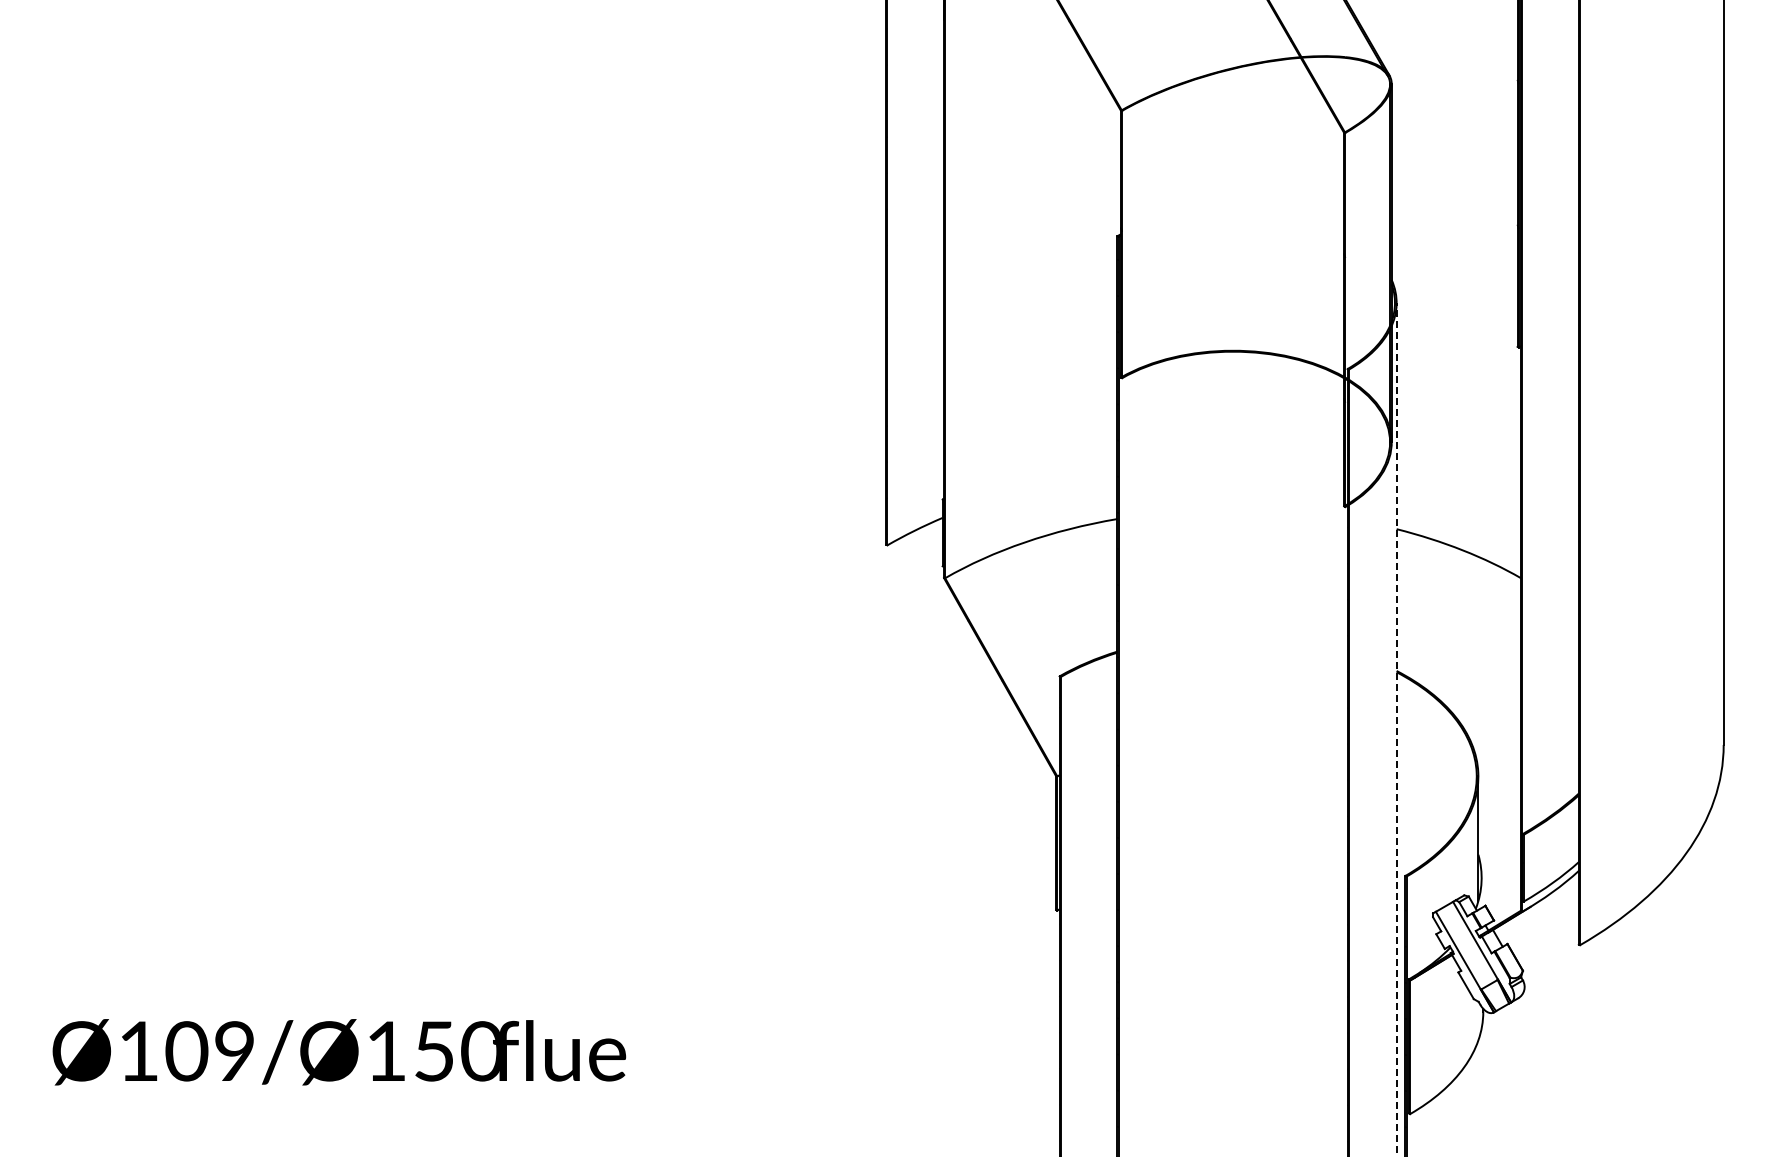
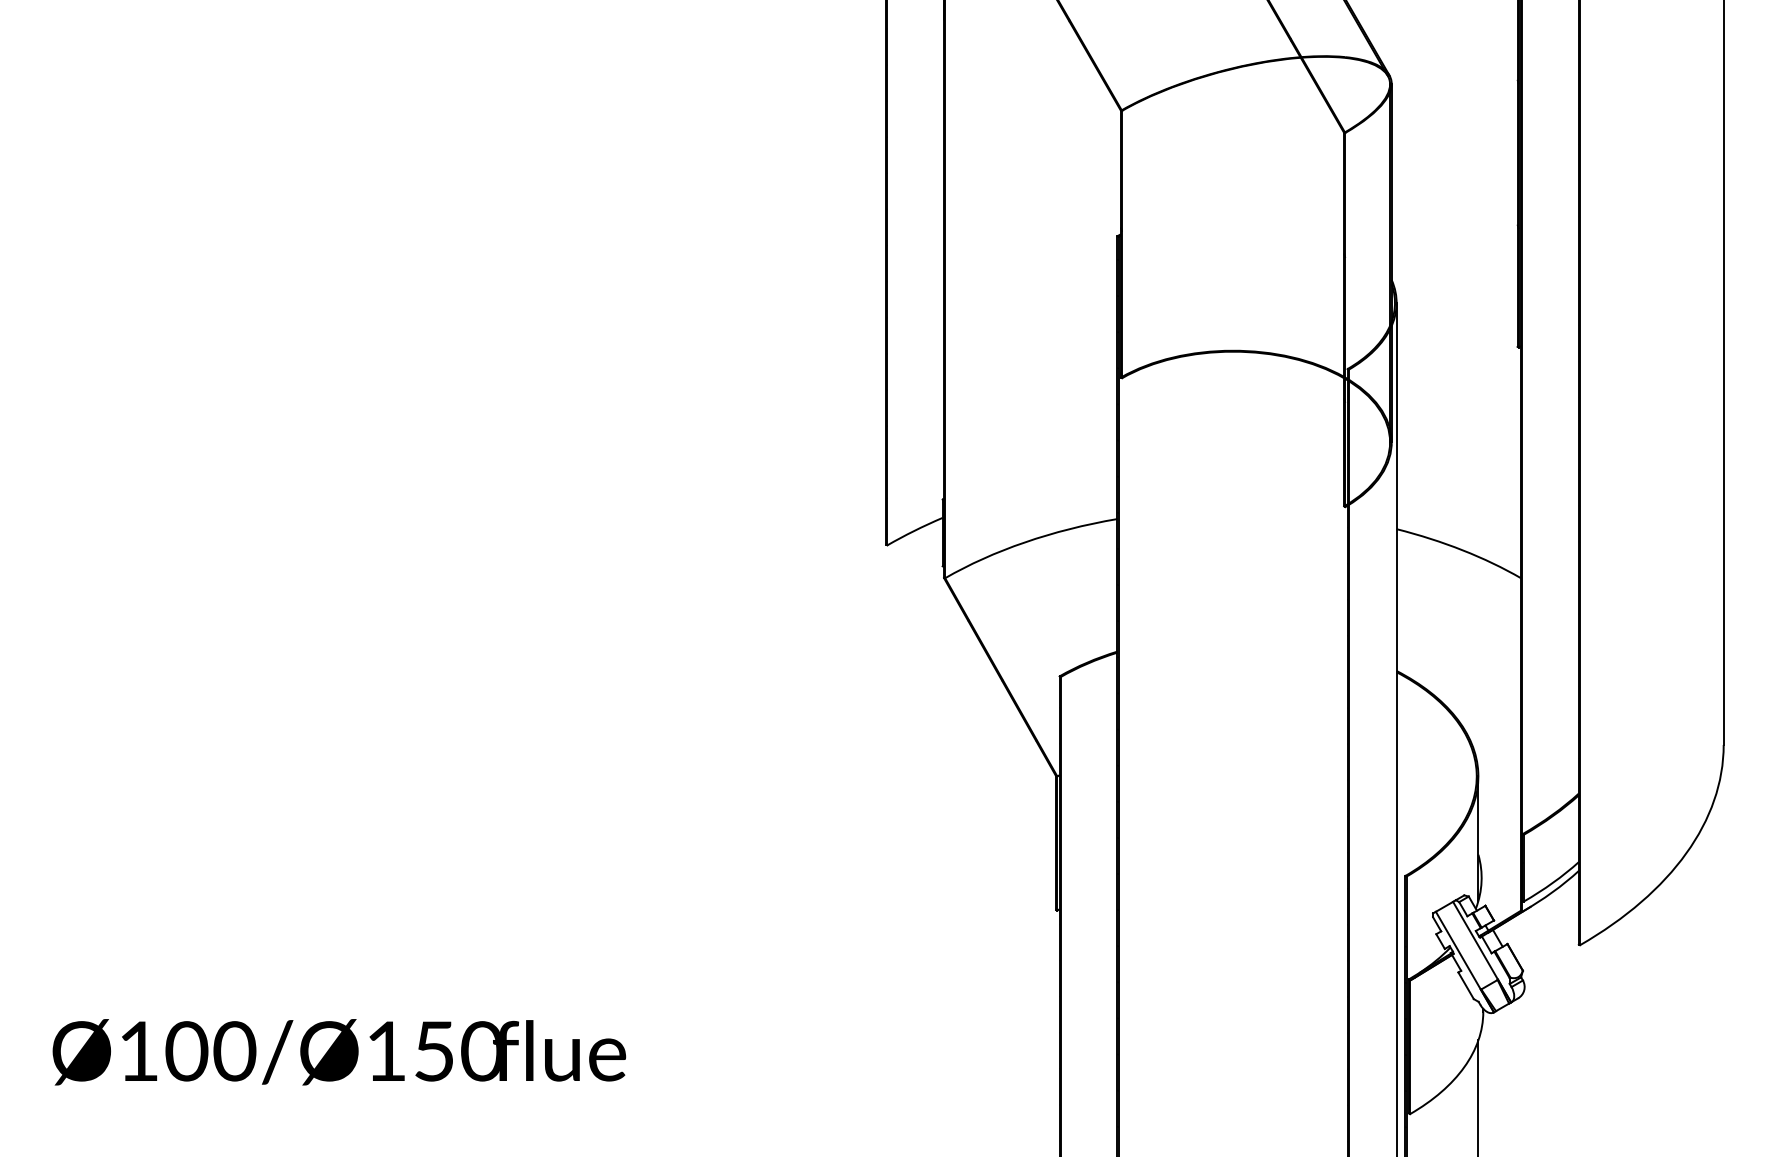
line: dashed -> solid (1396, 729)
text: Ø109/Ø150 -> Ø100/Ø150 (234, 1051)
line: none -> present (1478, 1096)
